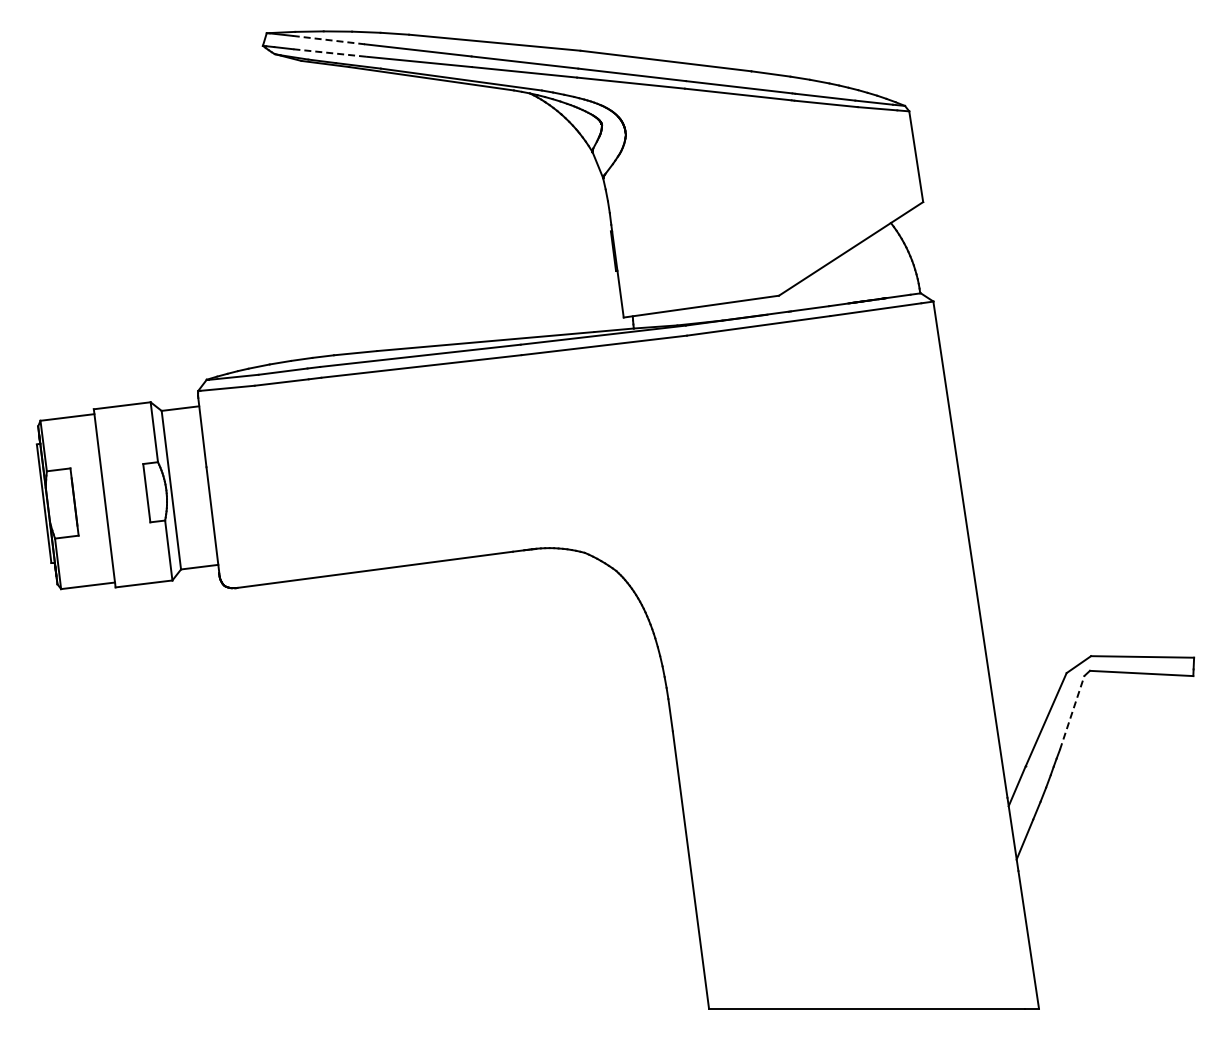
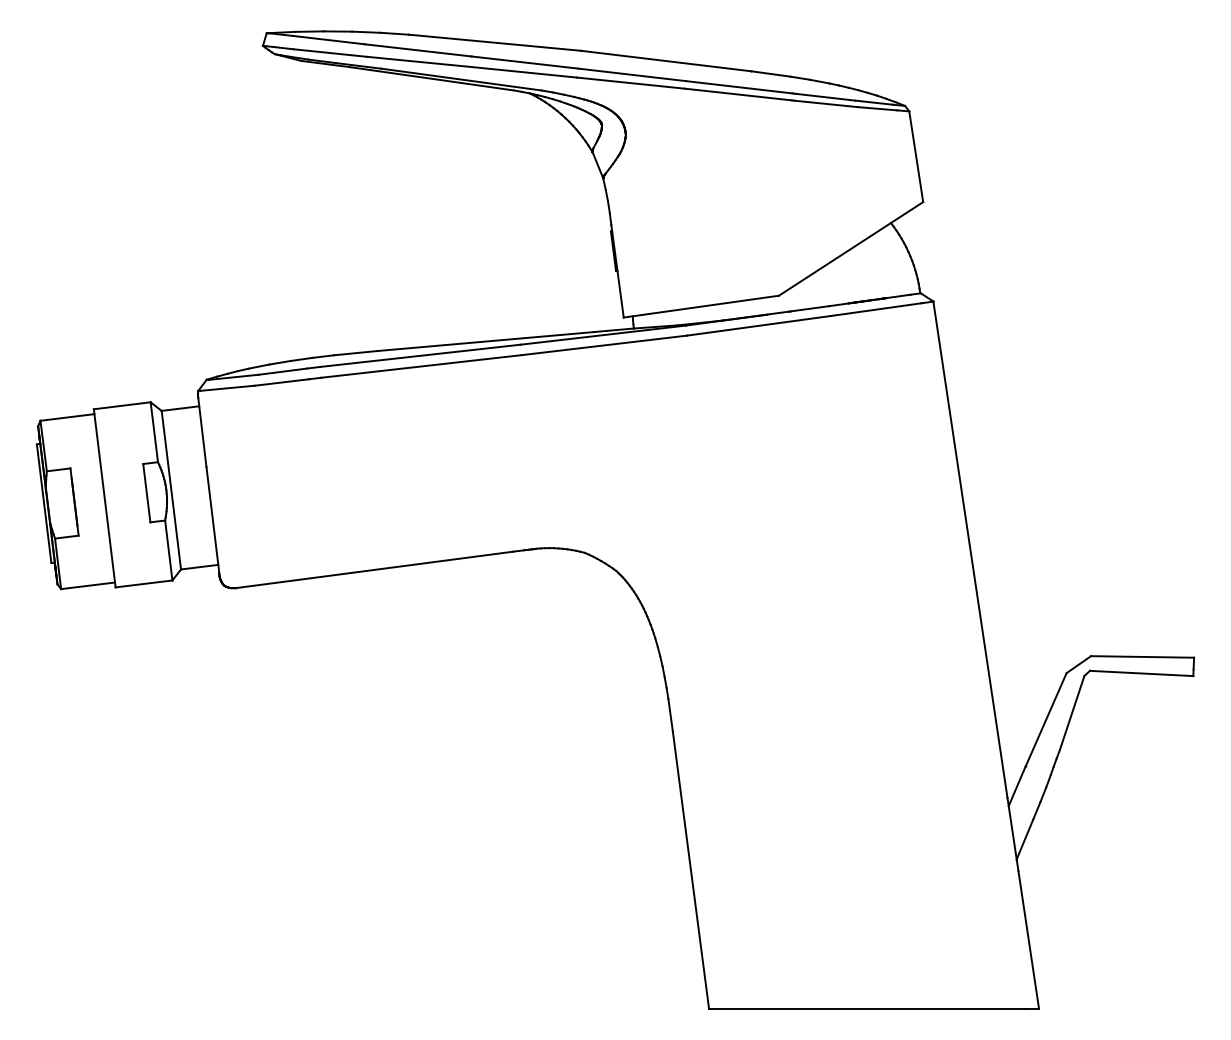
line: dashed -> solid (329, 40)
line: dashed -> solid (330, 53)
line: dashed -> solid (1072, 712)
